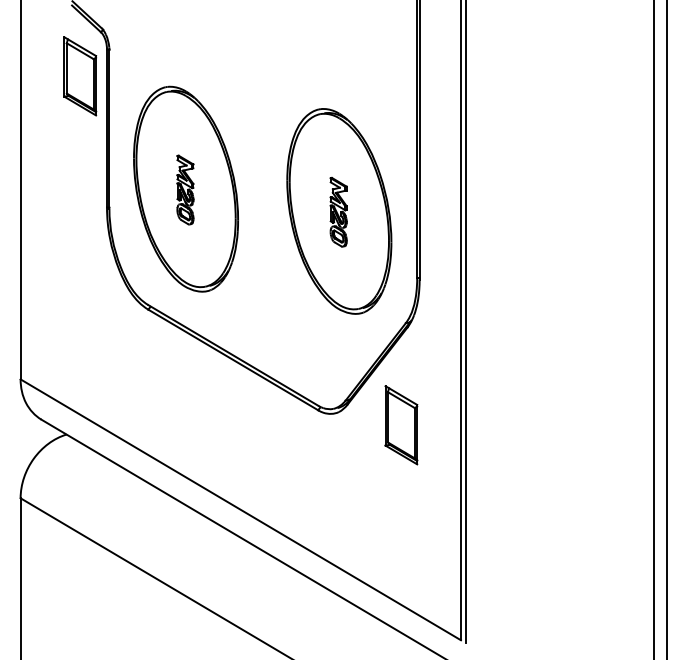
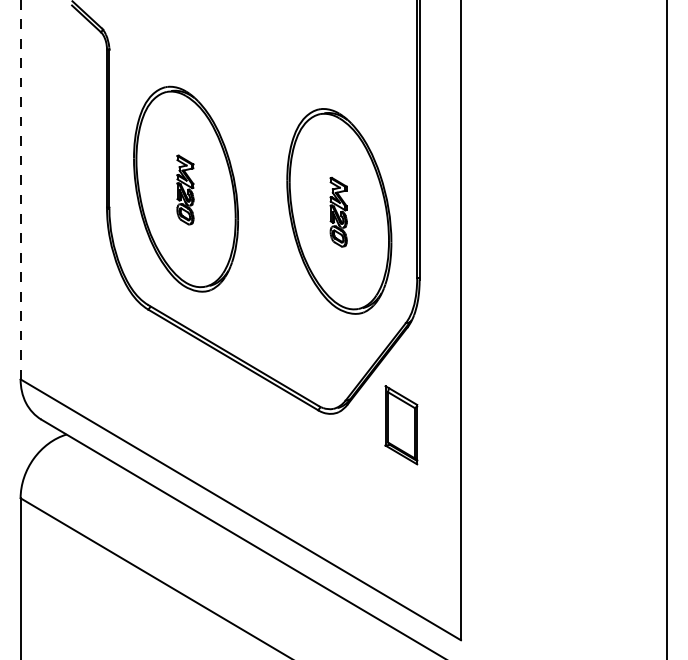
part: present -> none (80, 76)
line: solid -> dashed (20, 189)
line: present -> none (465, 322)
line: present -> none (654, 329)
